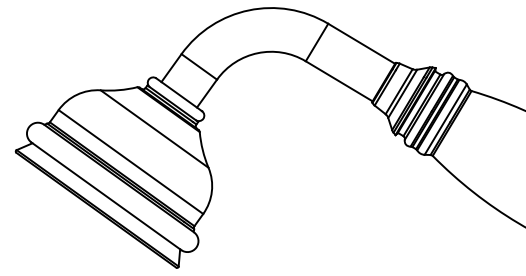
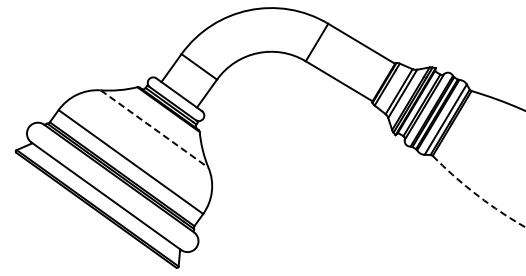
line: solid -> dashed (155, 129)
arc: solid -> dashed (476, 194)
